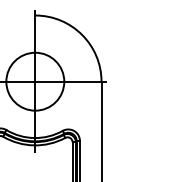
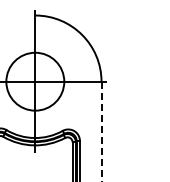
line: solid -> dashed (101, 131)
